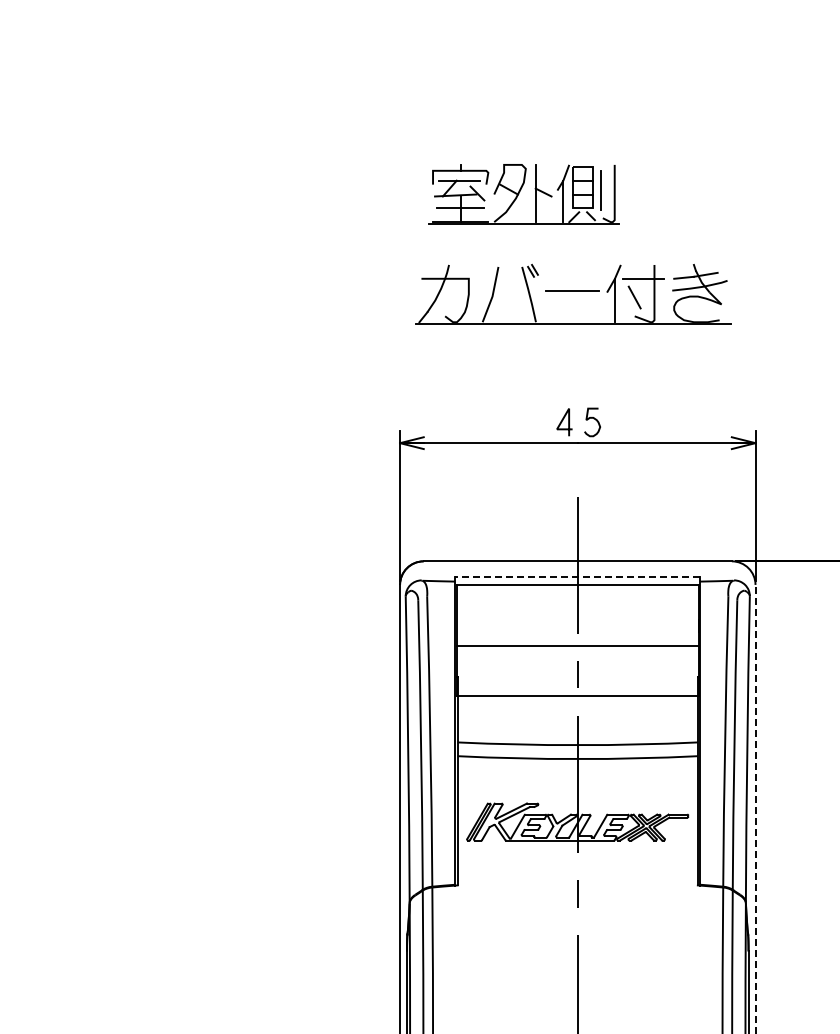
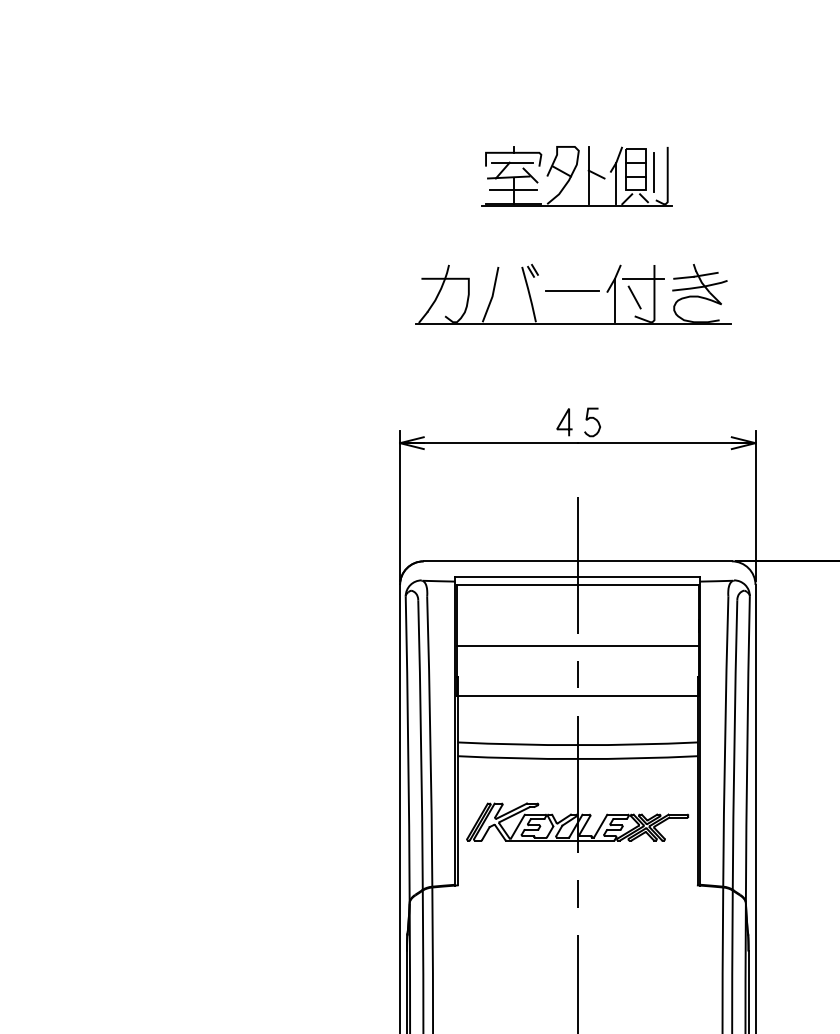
part position: (523, 194) -> (576, 176) (576, 176)
line: dashed -> solid (577, 577)
line: dashed -> solid (755, 808)
